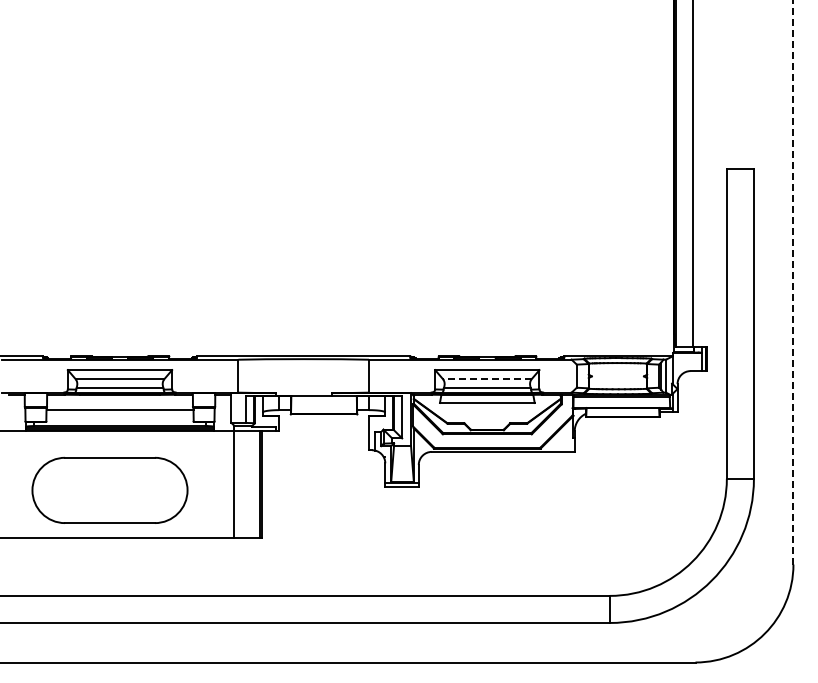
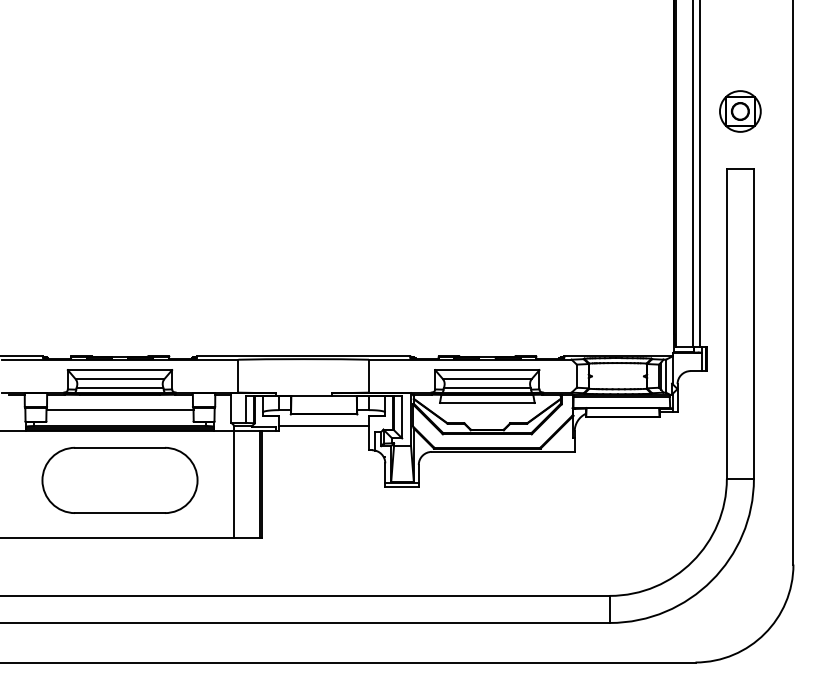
part: none -> present (740, 111)
line: none -> present (699, 174)
line: dashed -> solid (793, 282)
line: dashed -> solid (486, 379)
line: none -> present (323, 426)
part position: (109, 489) -> (119, 479) (119, 479)
